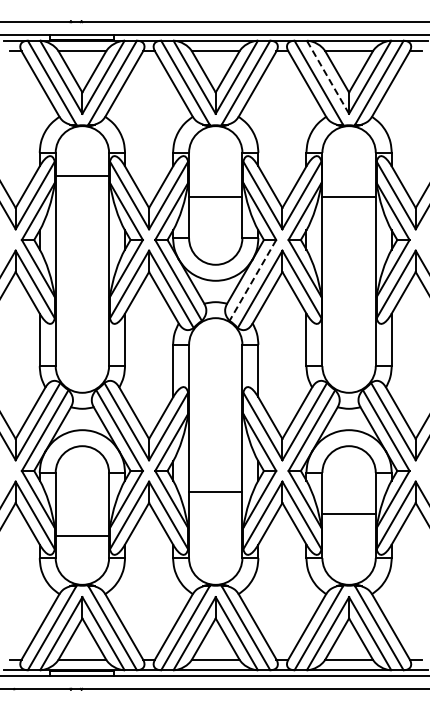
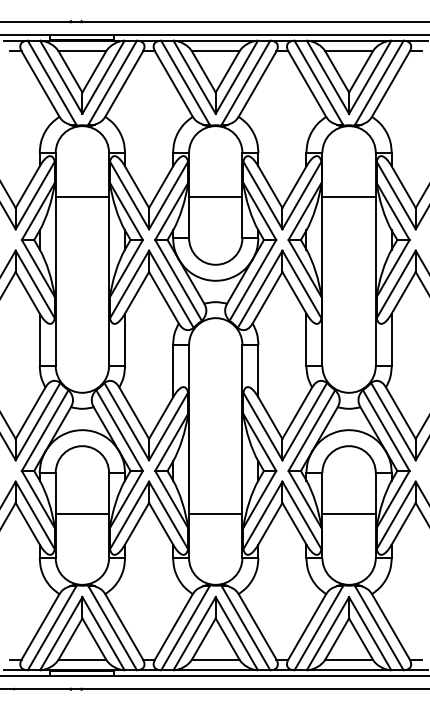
line: dashed -> solid (327, 76)
line position: (82, 175) -> (82, 196) (82, 196)
line: dashed -> solid (252, 280)
line position: (215, 492) -> (215, 514) (215, 514)
line position: (82, 536) -> (82, 514) (82, 514)
